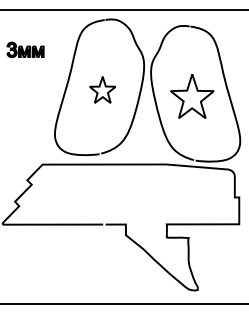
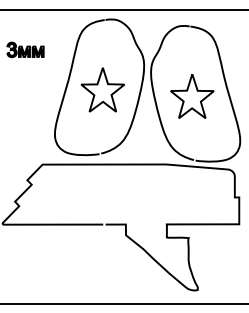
part size: 28x28 px -> 45x46 px (102, 89)
